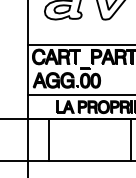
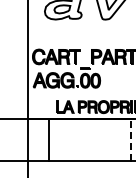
line: present -> none (80, 44)
line: present -> none (80, 94)
line: solid -> dashed (131, 139)
